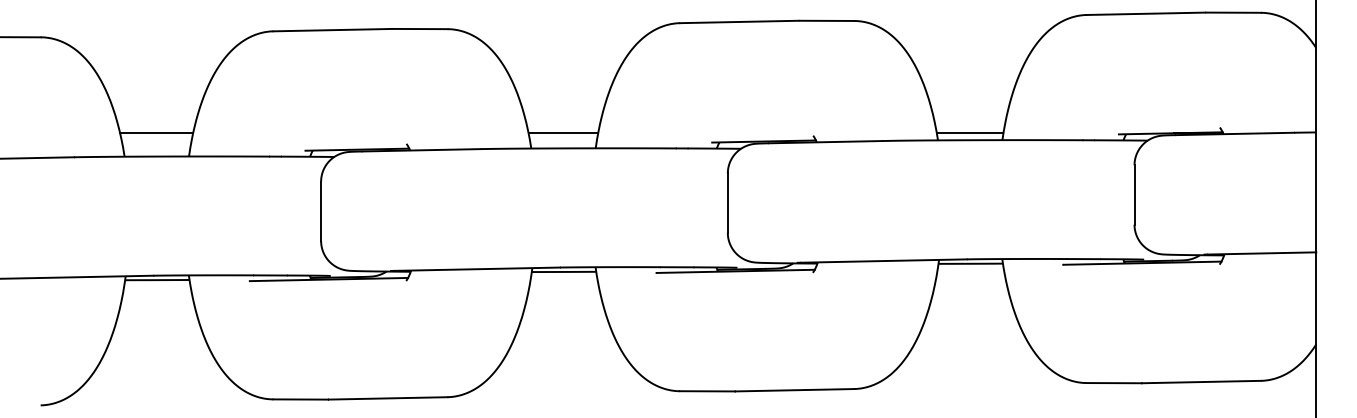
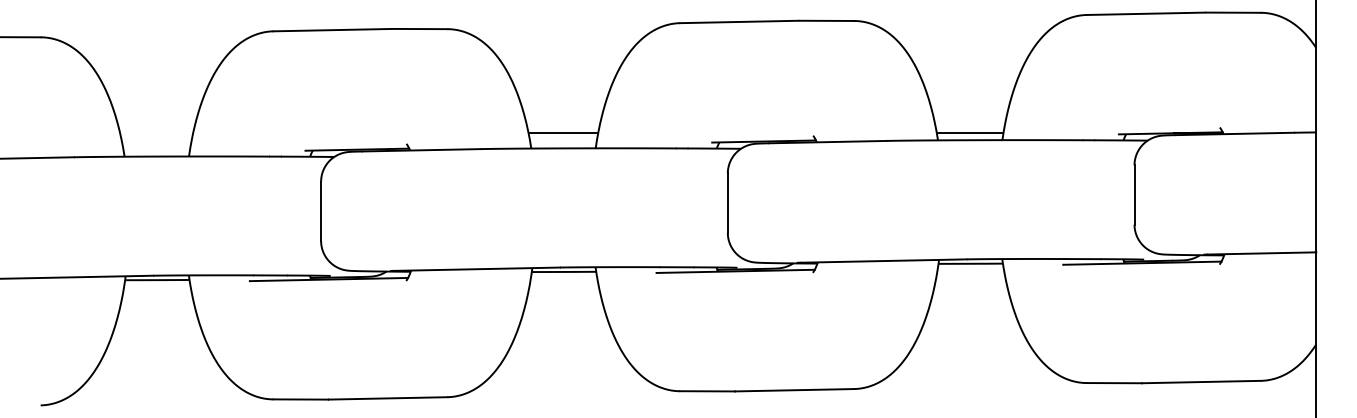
line: present -> none (156, 133)
